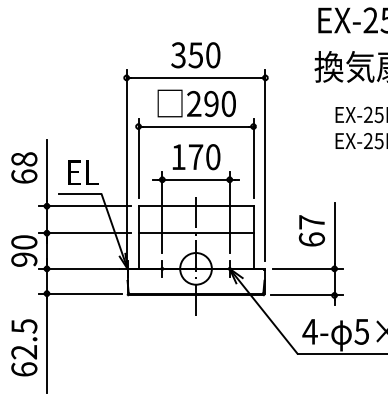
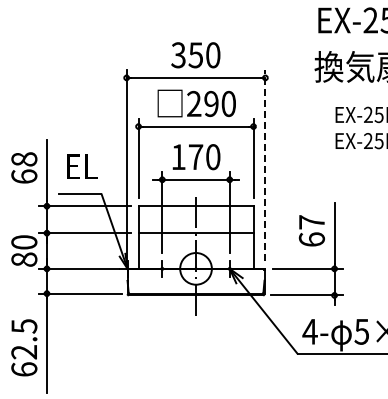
line: solid -> dashed (265, 164)
text position: (83, 172) -> (82, 166) (82, 166)
text: 90 -> 80 (24, 259)
